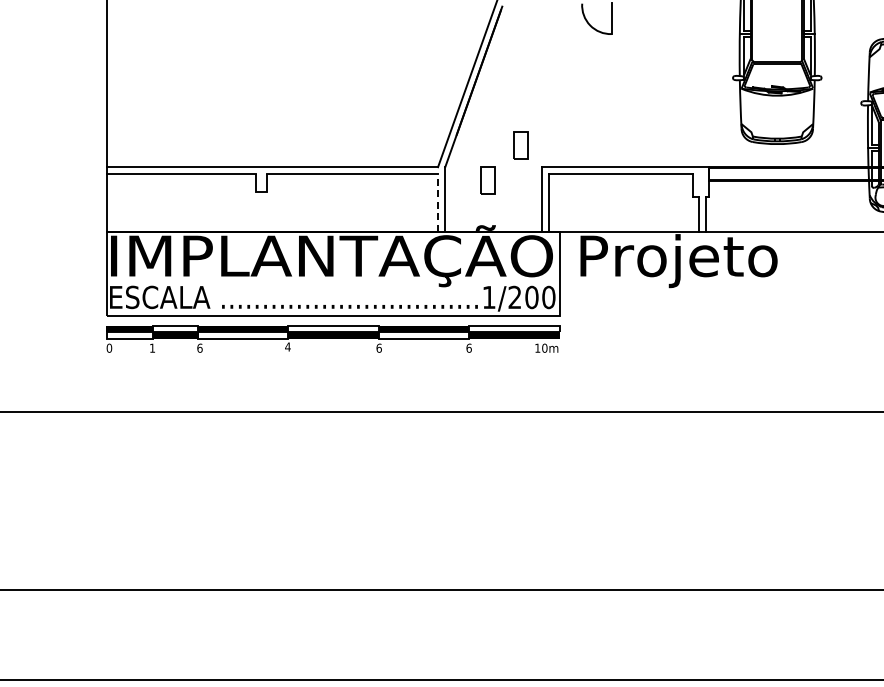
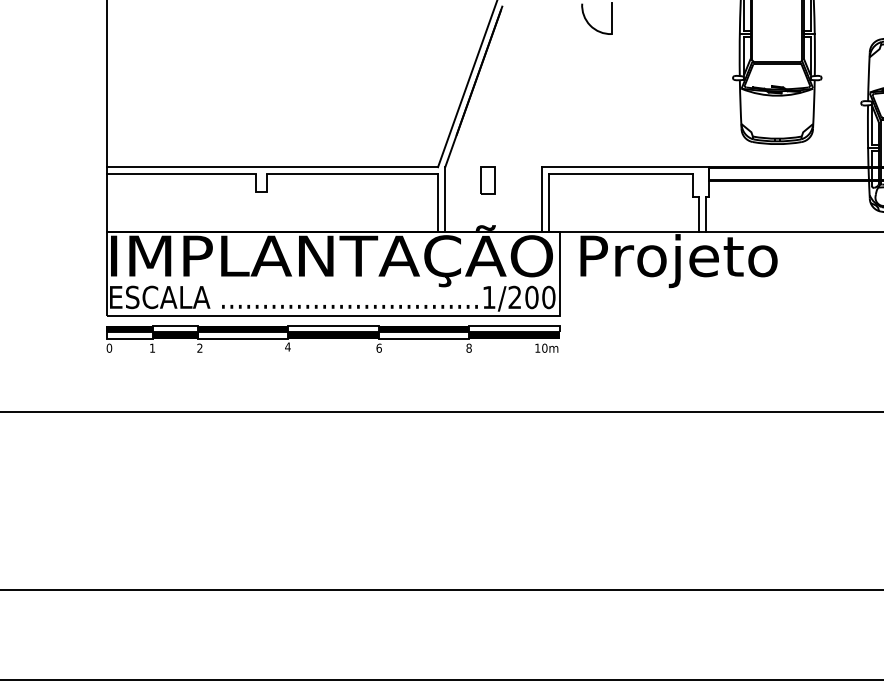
part: present -> none (520, 145)
line: dashed -> solid (438, 202)
text: 6 -> 2 (199, 347)
text: 6 -> 8 (468, 347)
